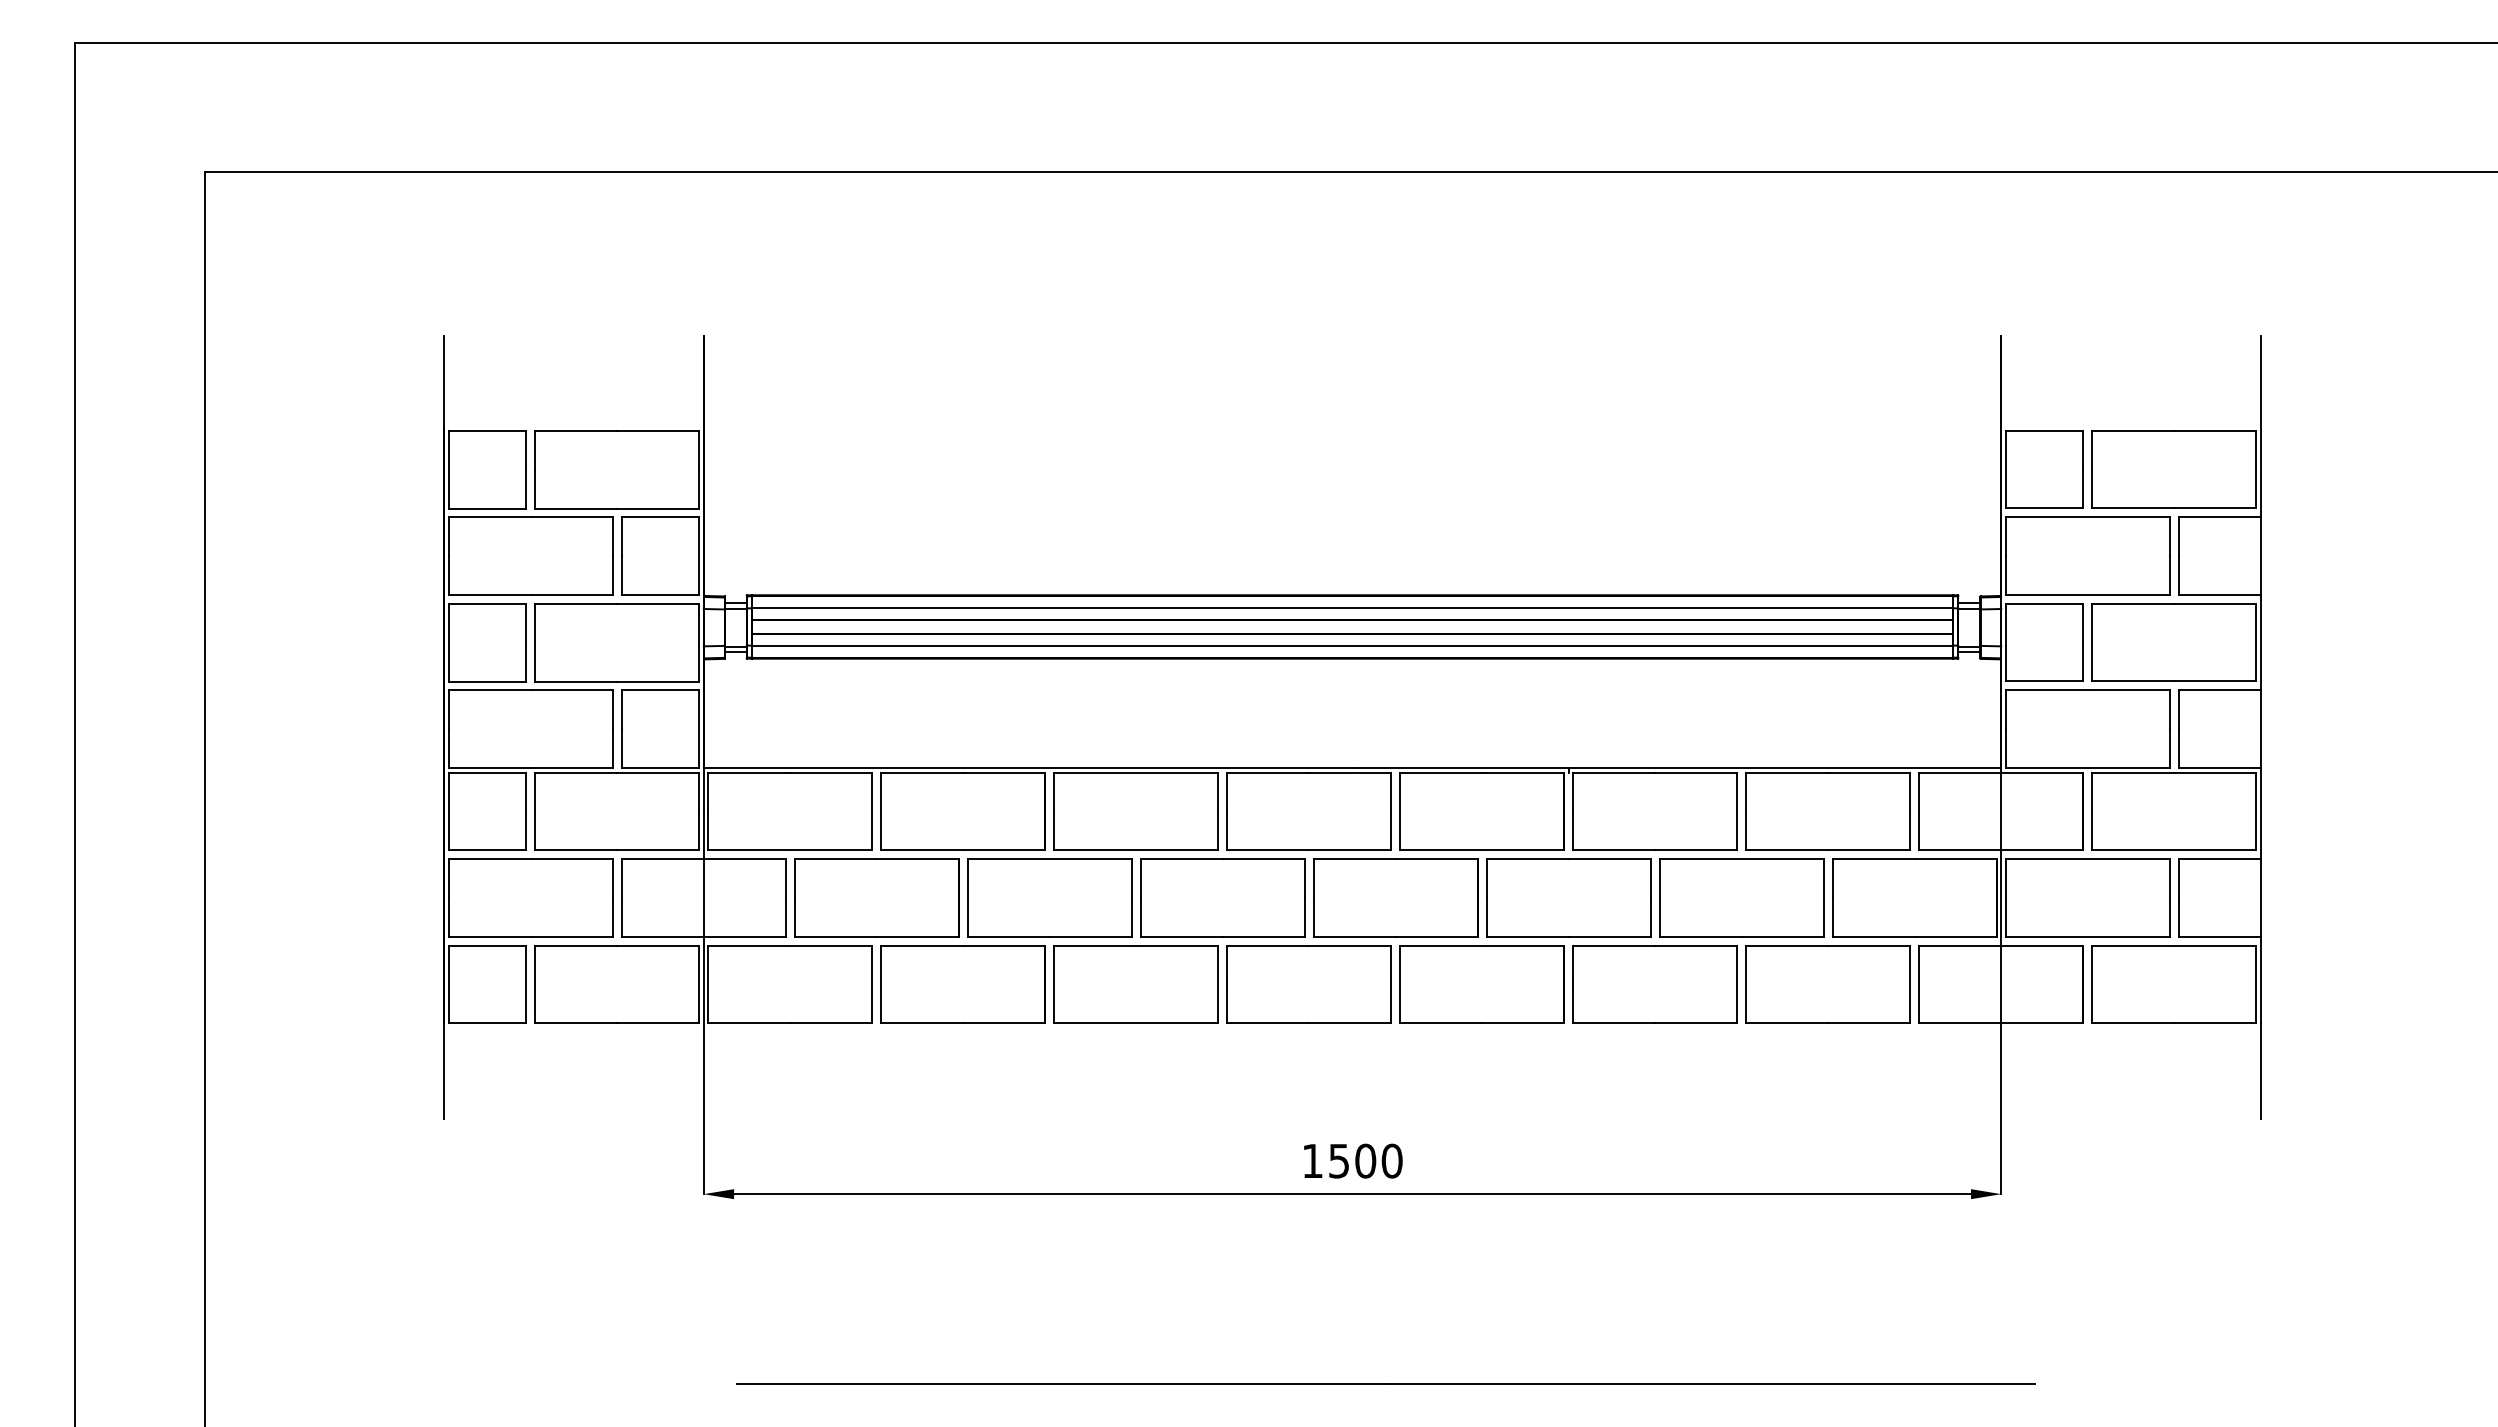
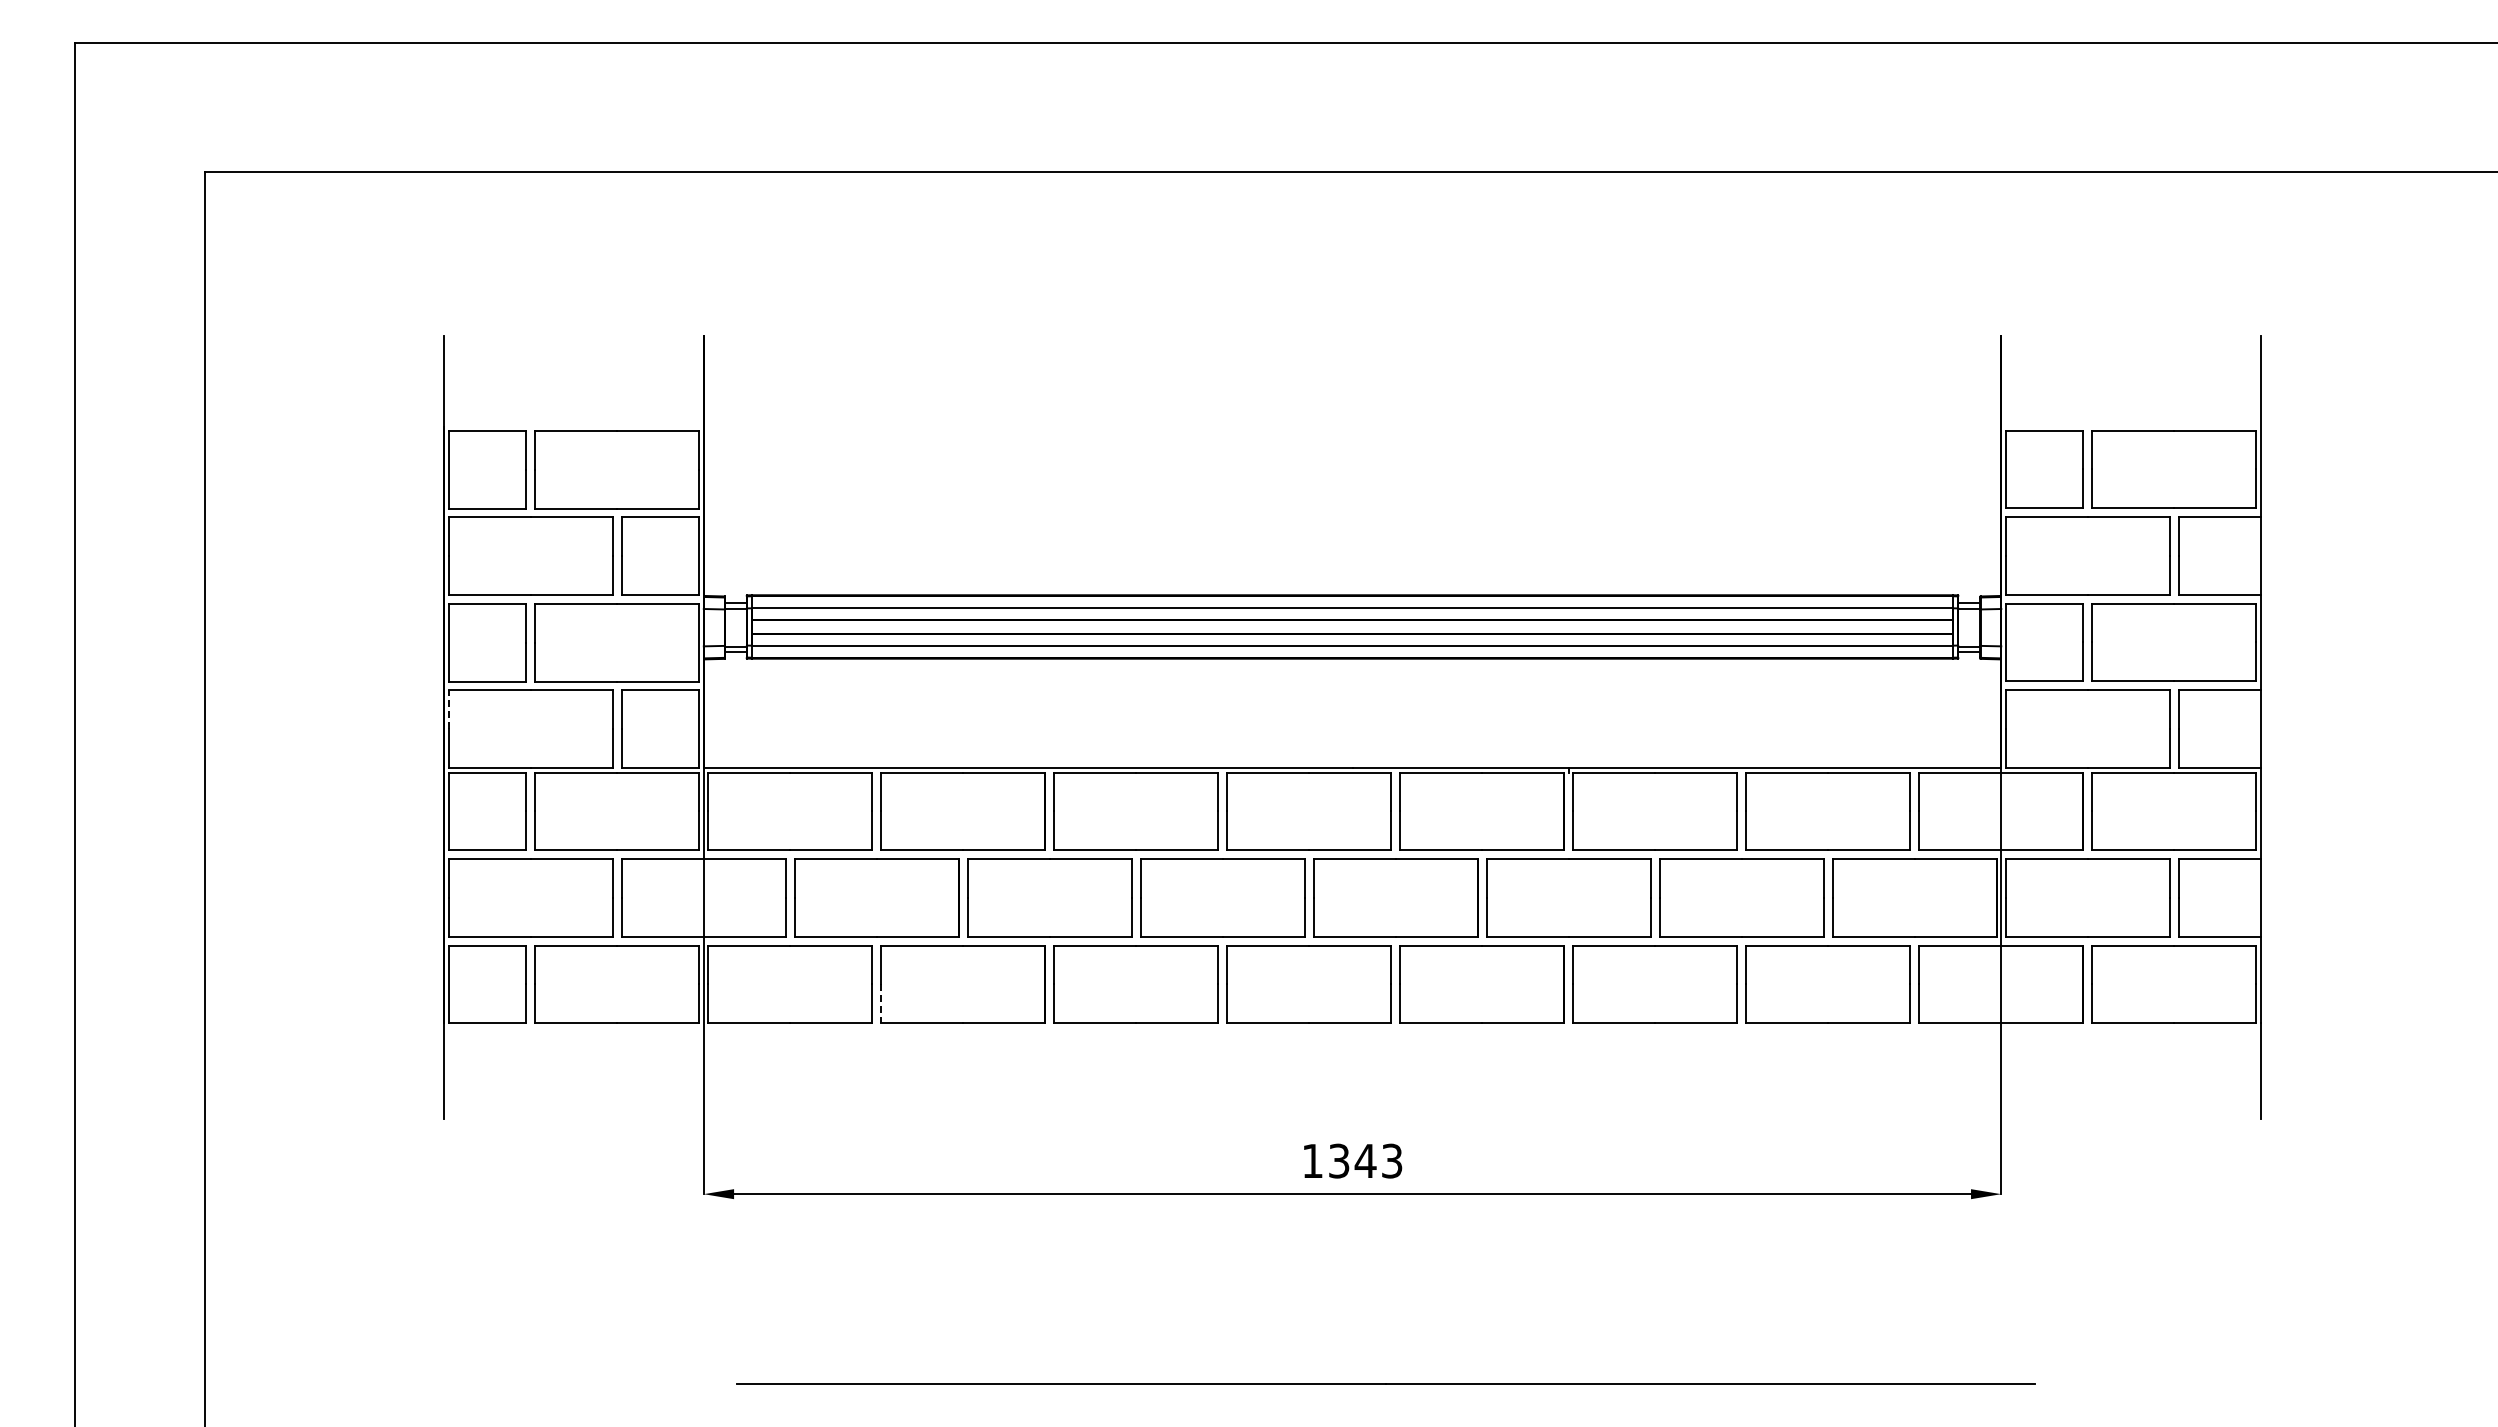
line: solid -> dashed (448, 709)
line: solid -> dashed (881, 1004)
text: 1500 -> 1343 (1365, 1160)
